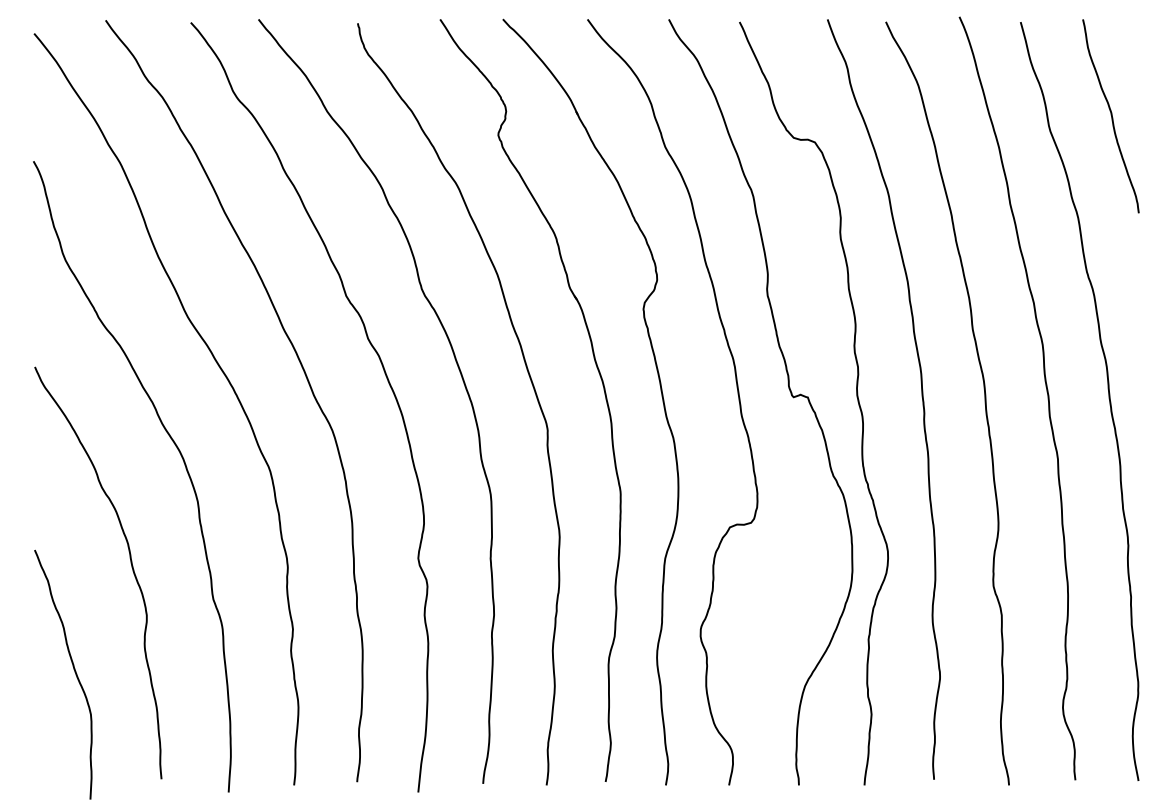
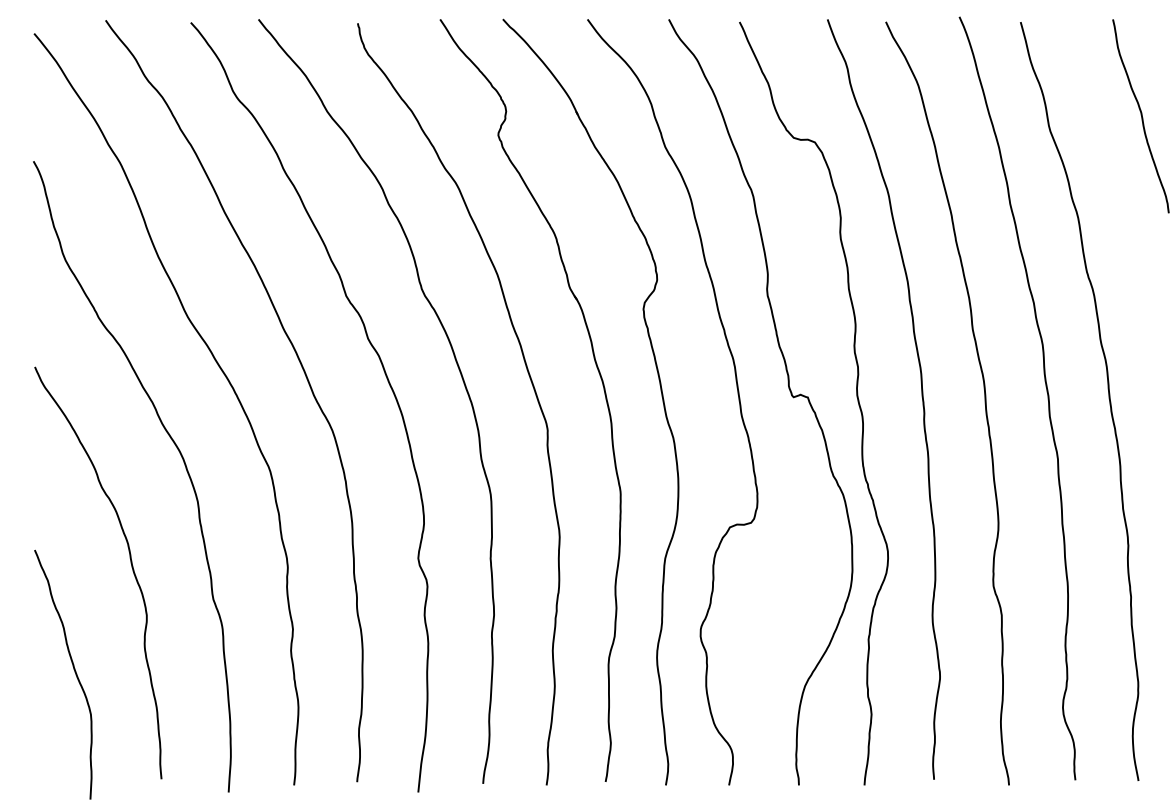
curve position: (1110, 115) -> (1140, 115) (1140, 115)
